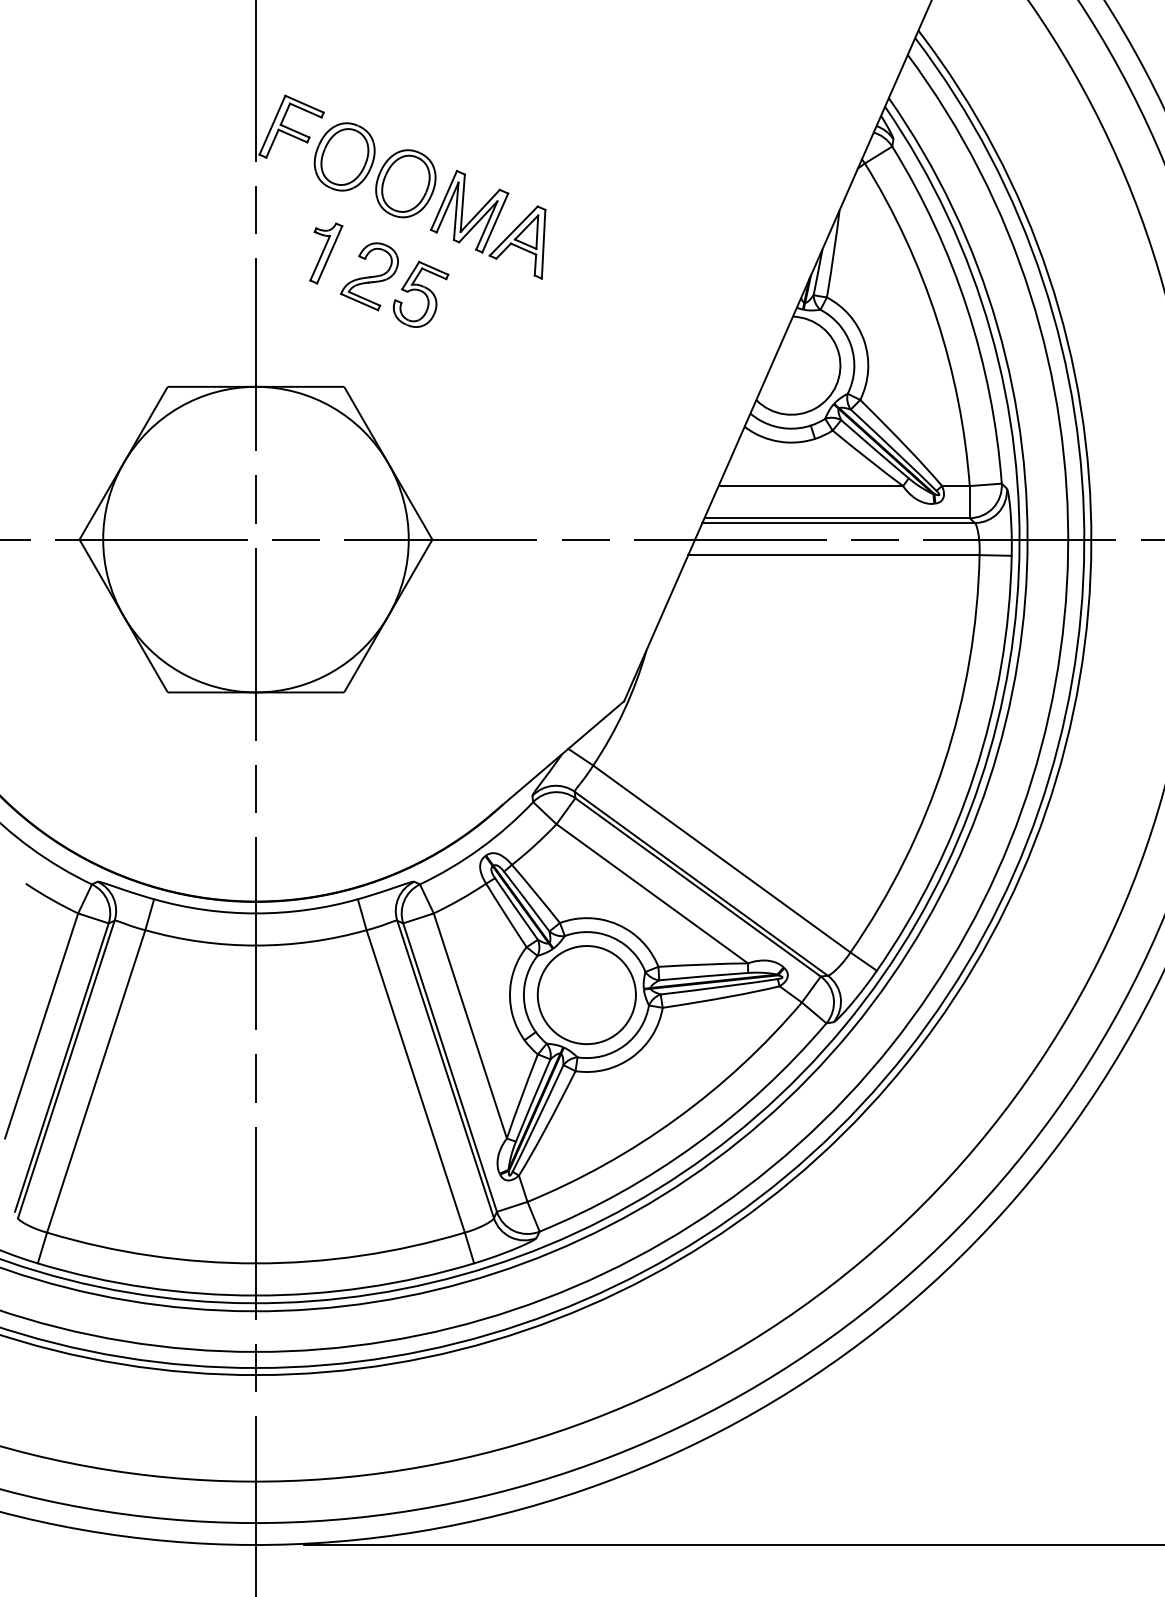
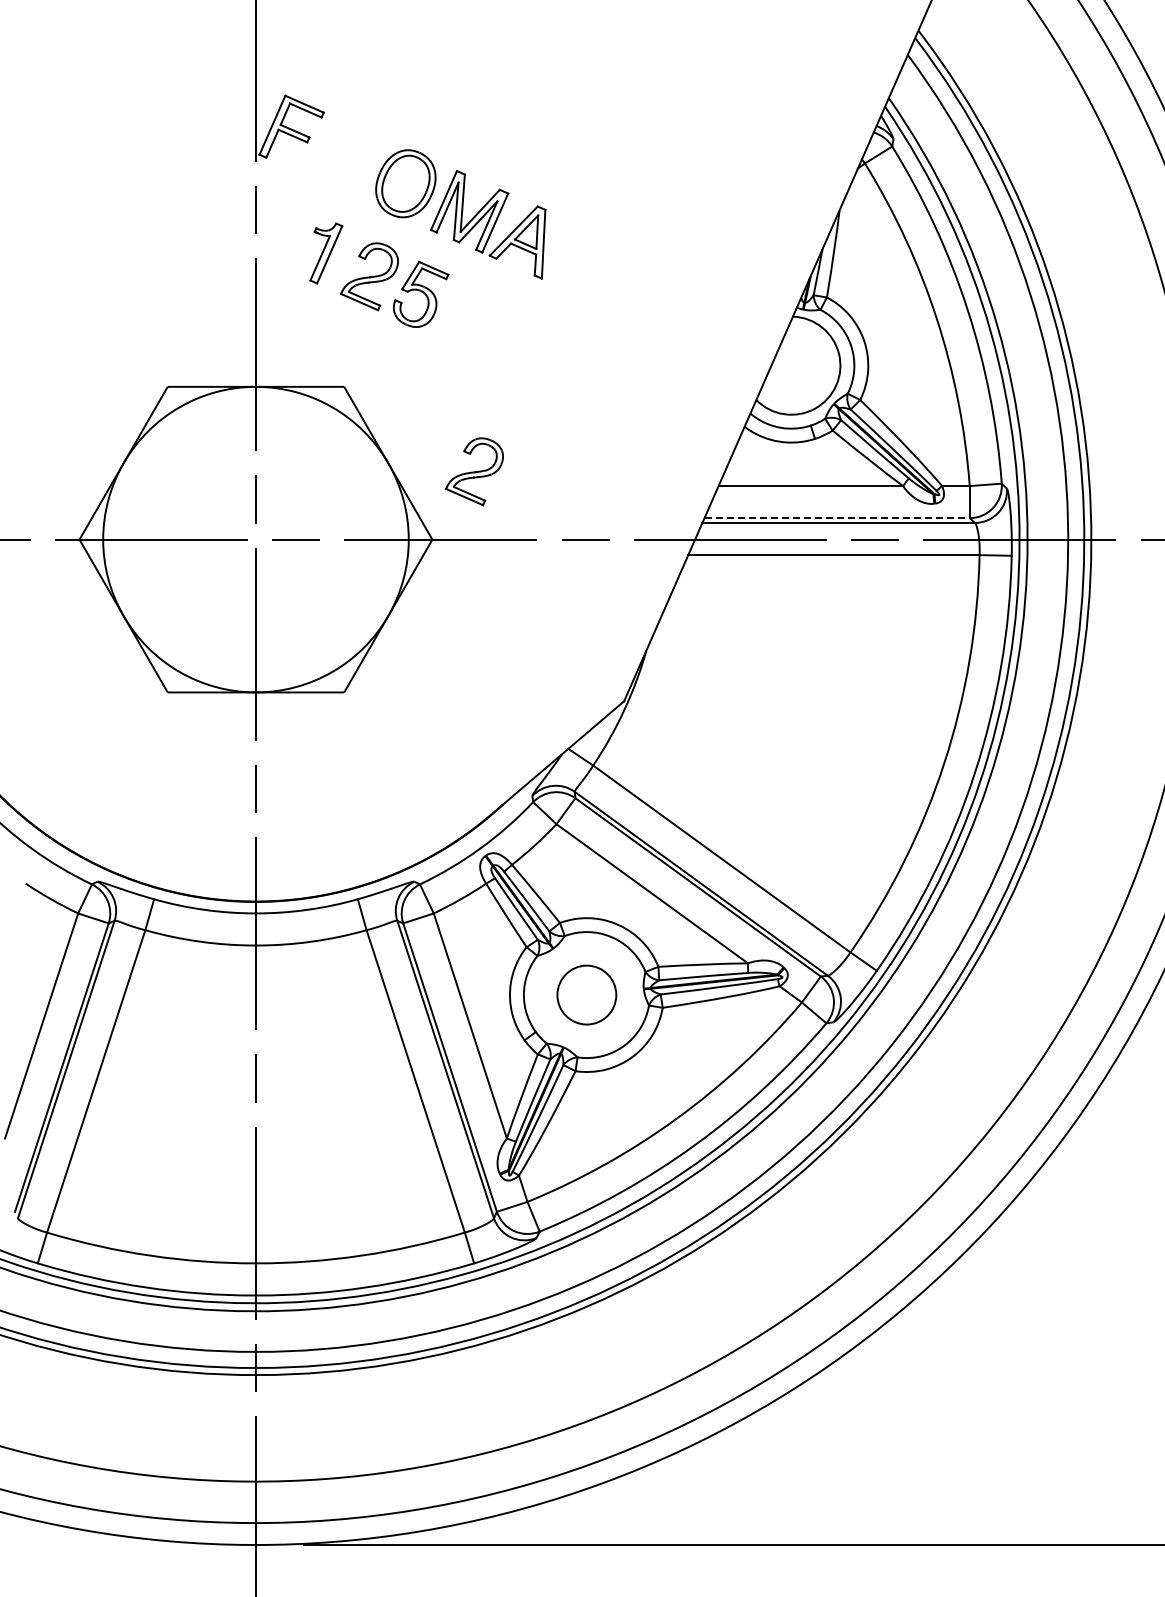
part: present -> none (344, 156)
part: none -> present (474, 471)
line: solid -> dashed (837, 518)
circle diameter: 98 px -> 59 px (586, 994)
